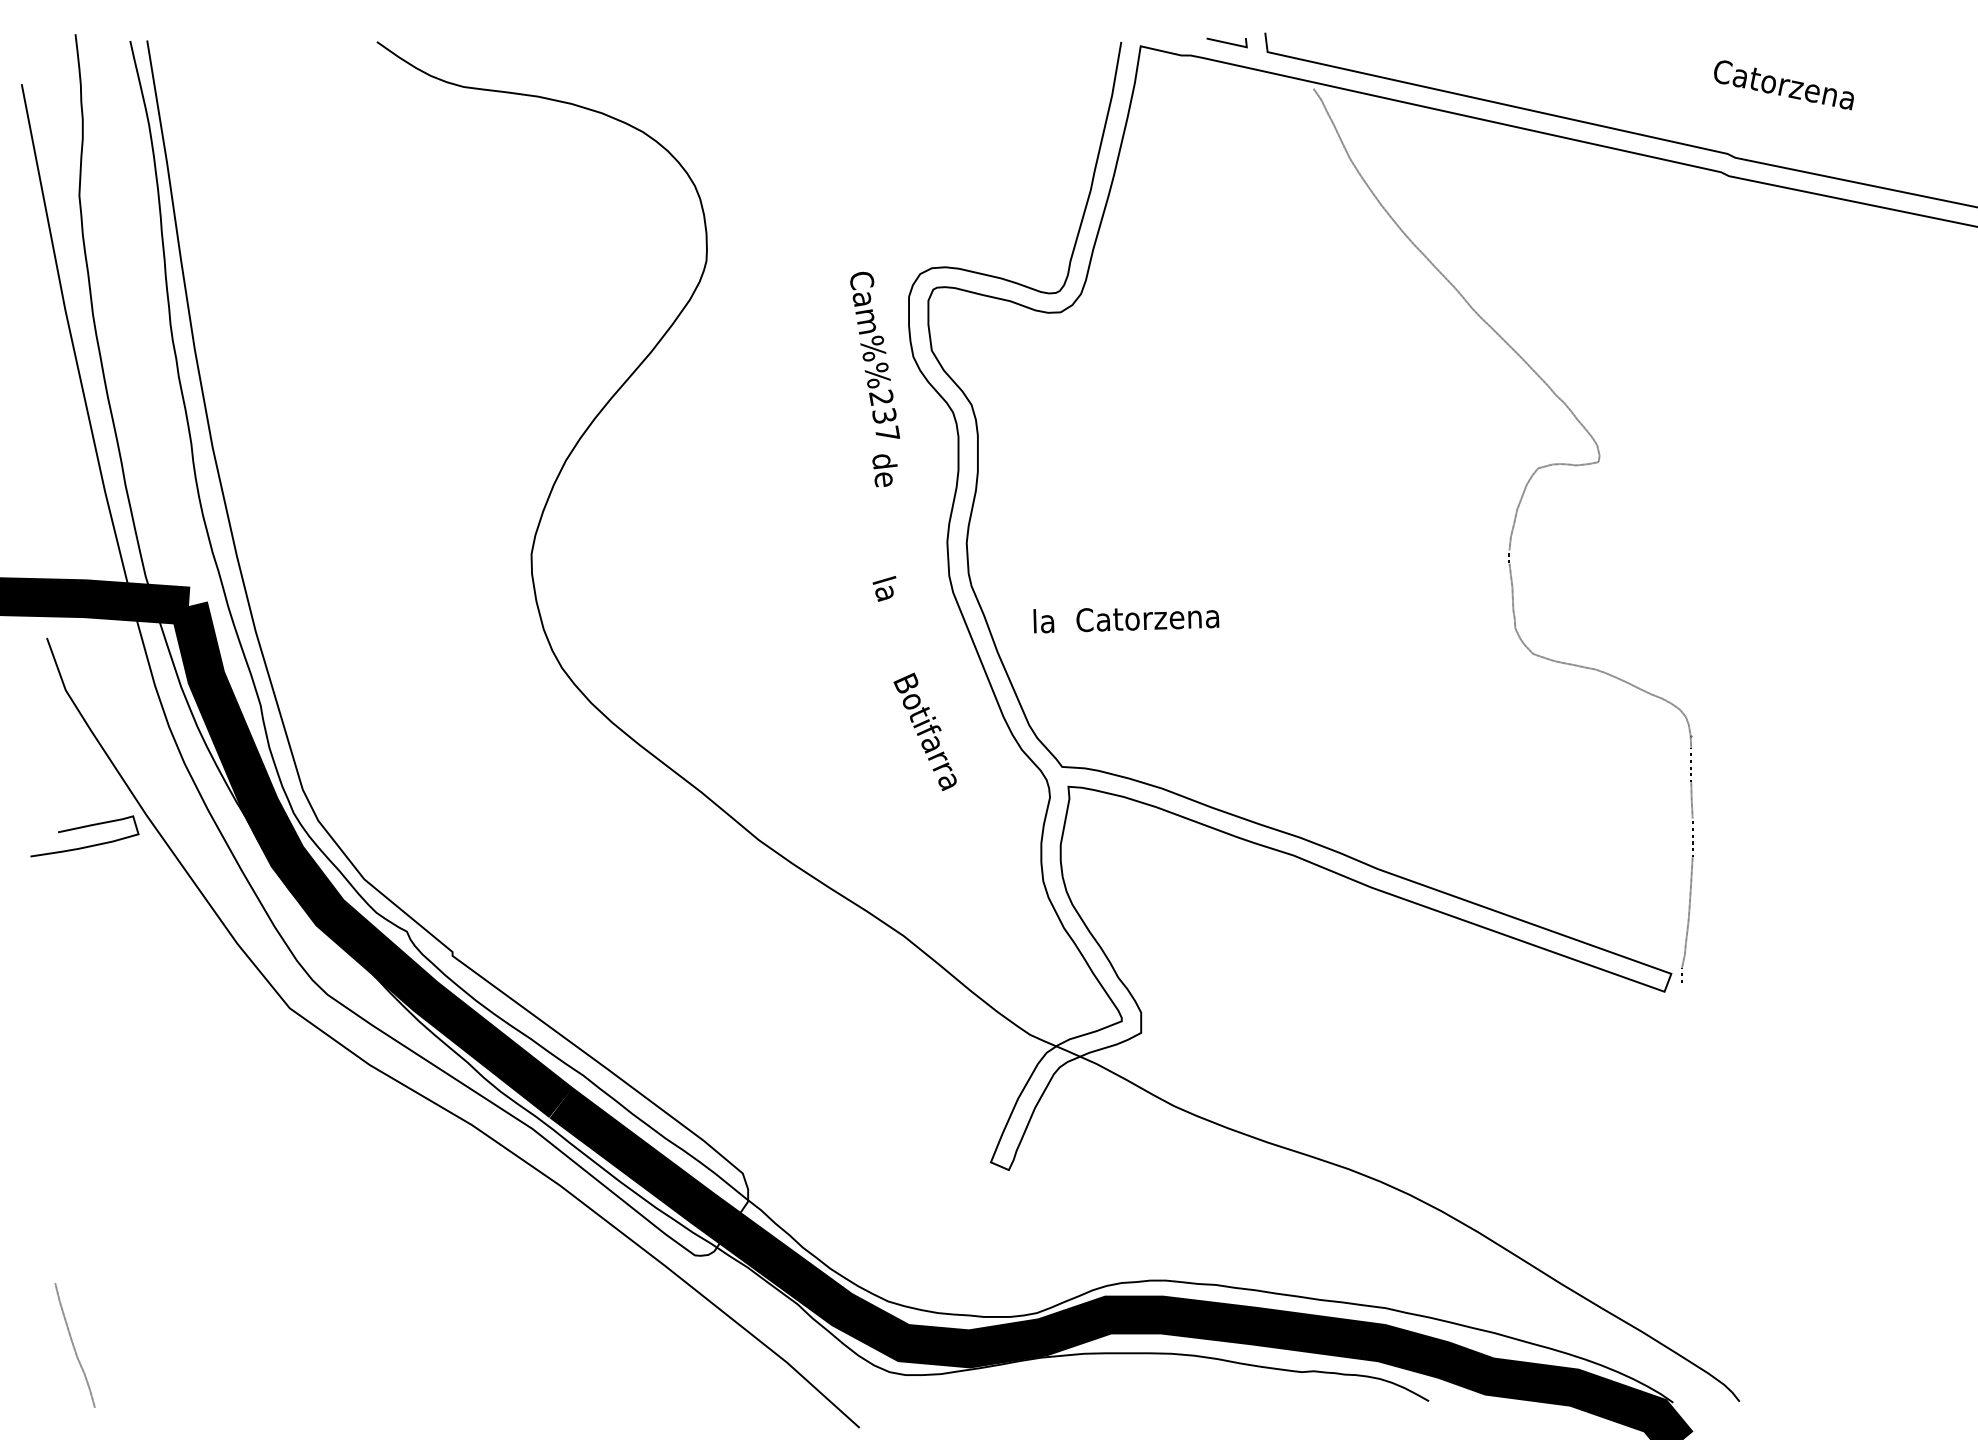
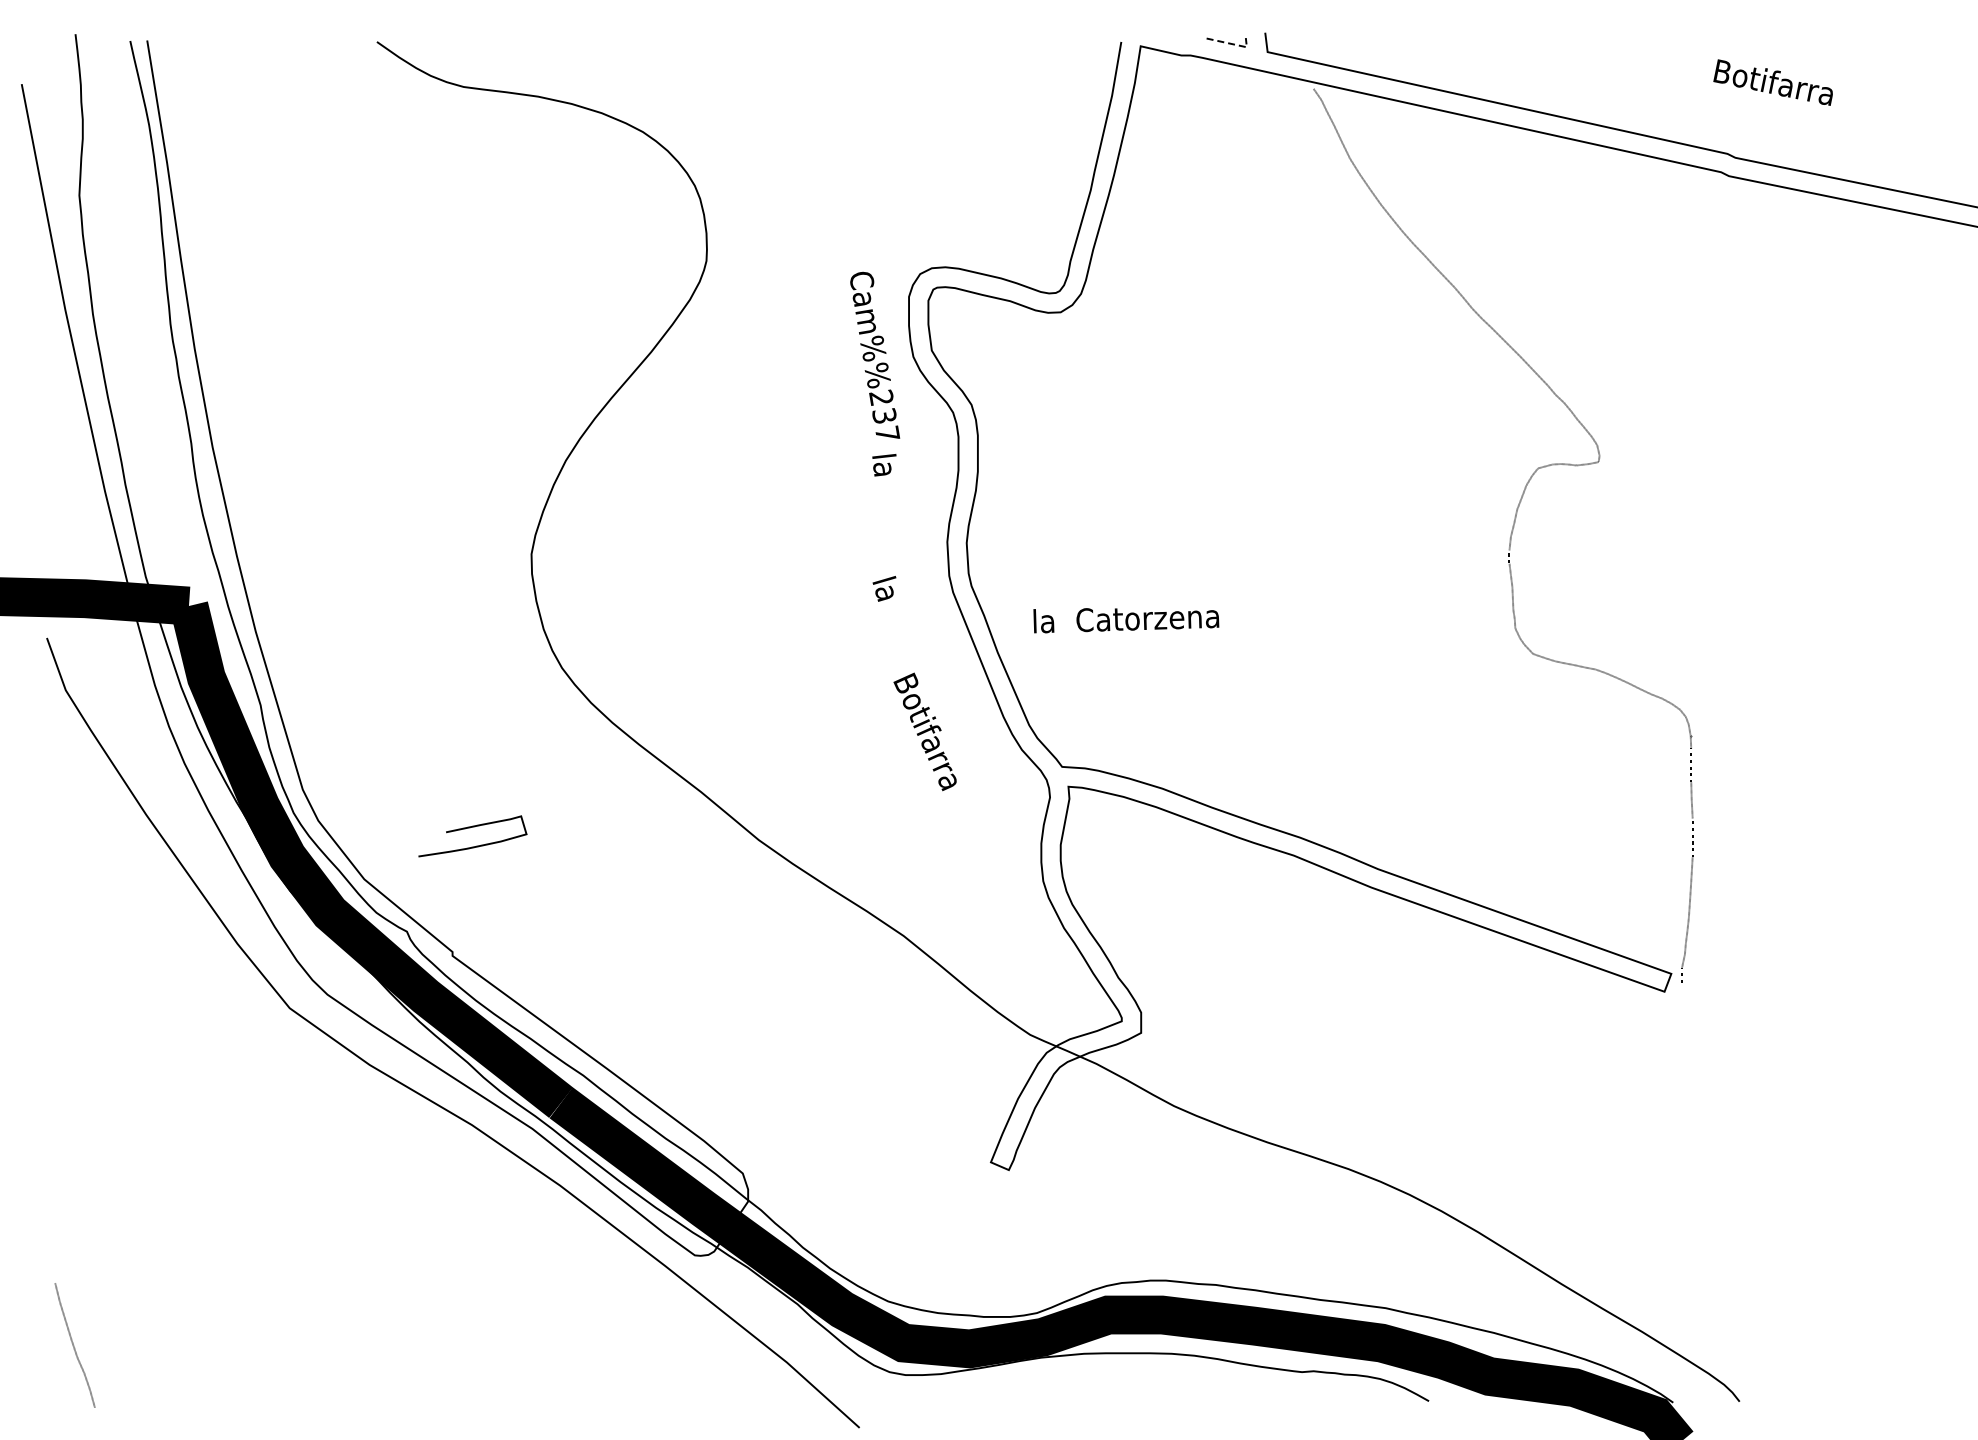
line: solid -> dashed (1232, 44)
text: Catorzena -> Botifarra (1783, 84)
text: de -> la (884, 470)
curve position: (82, 828) -> (470, 828) (470, 828)
